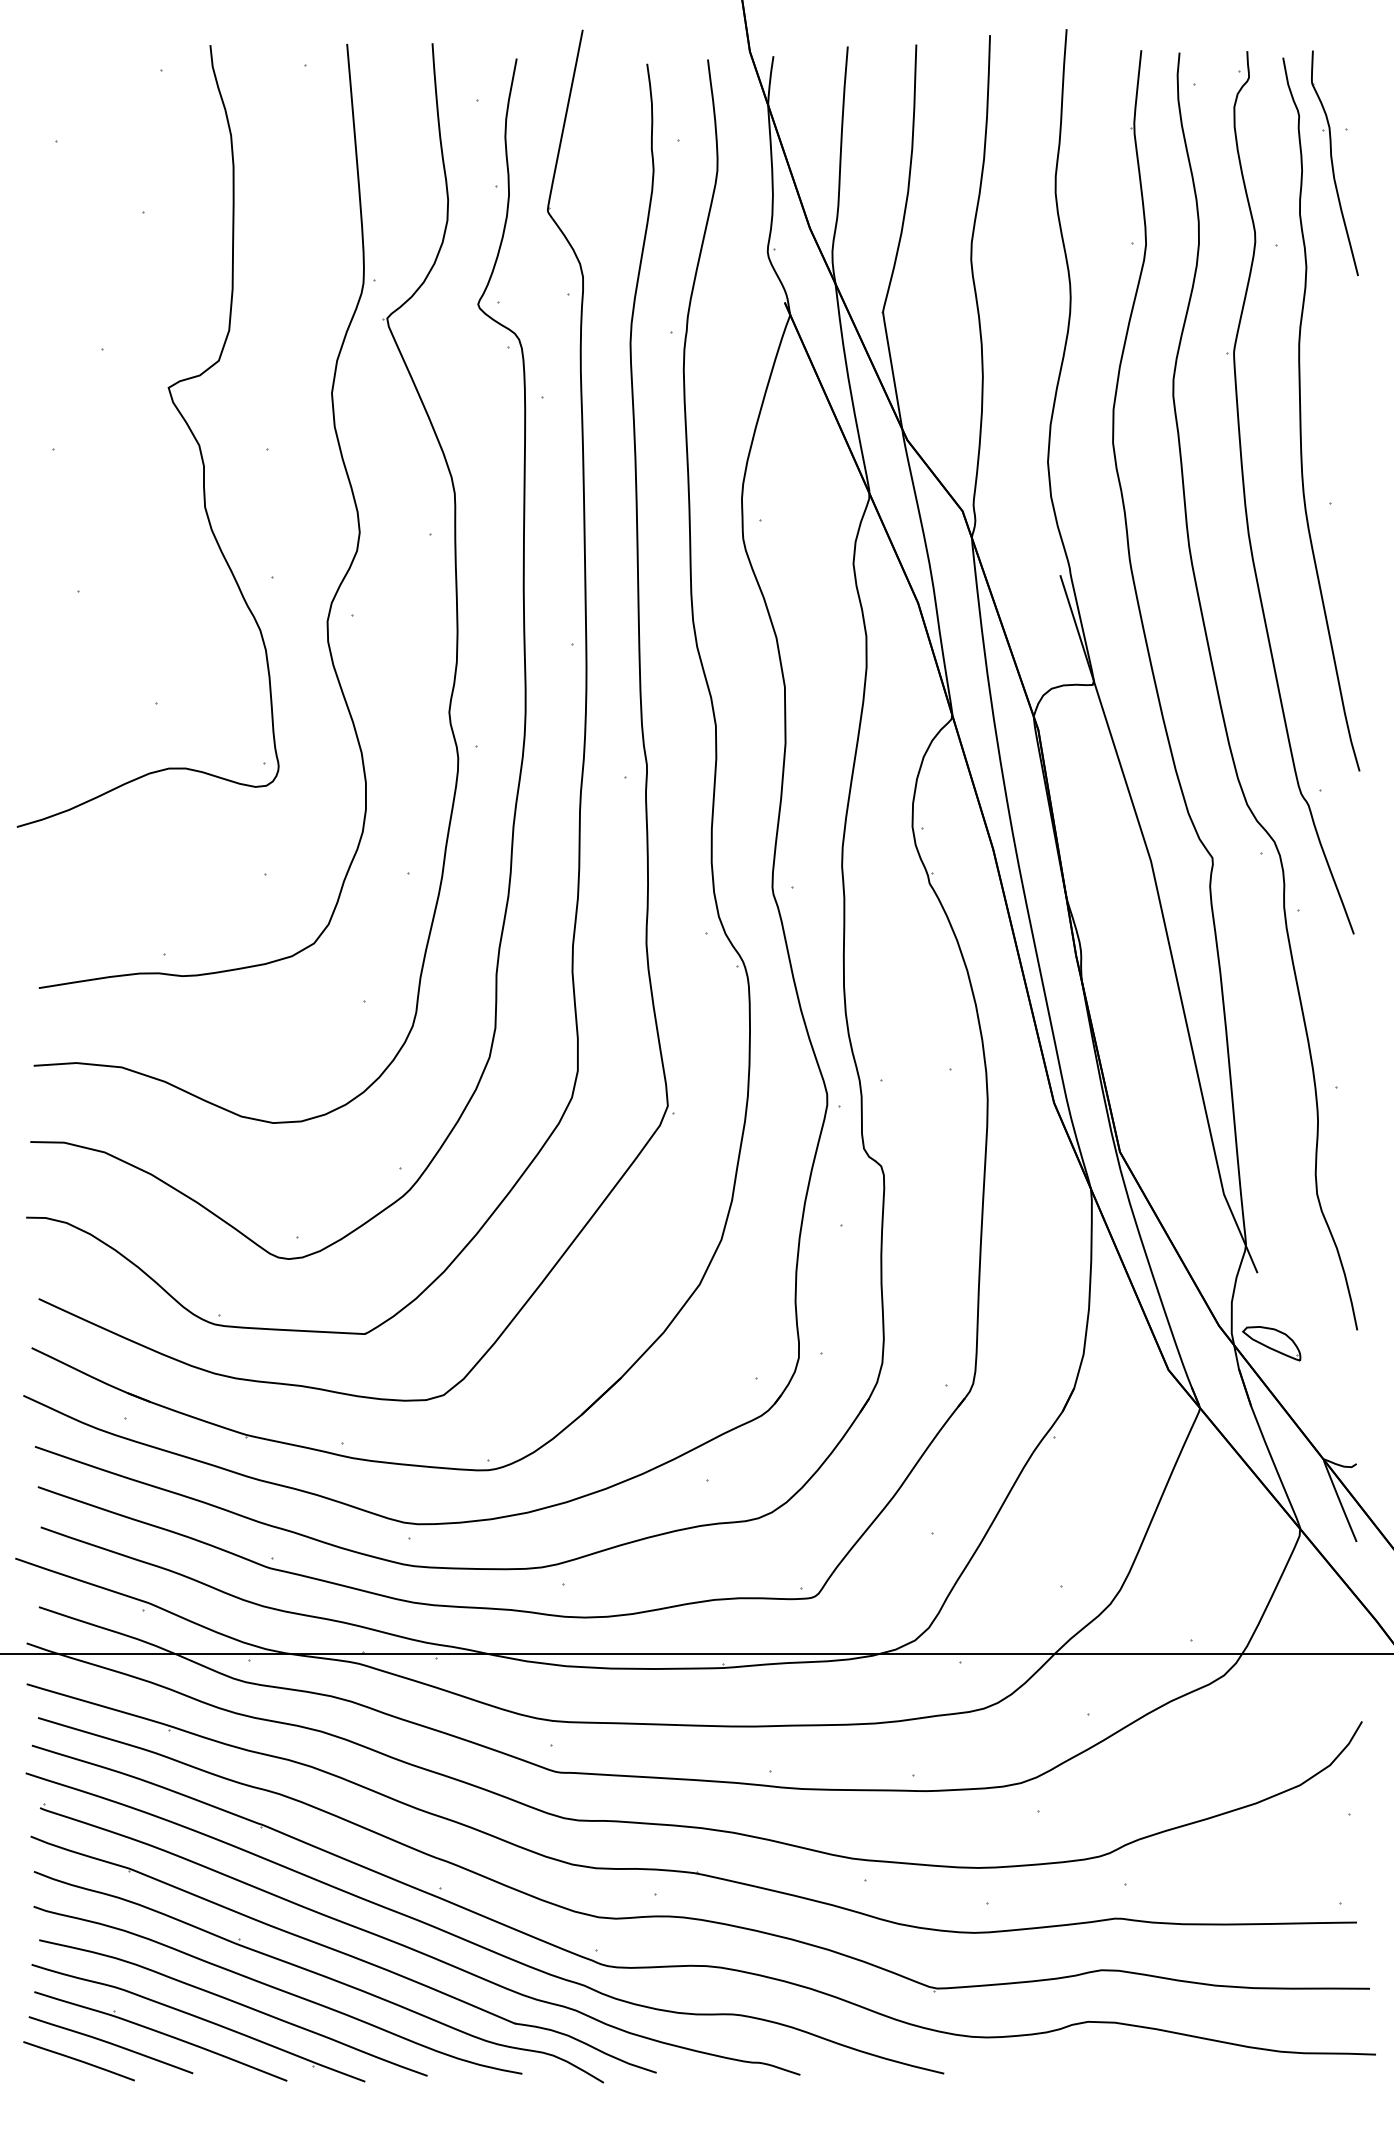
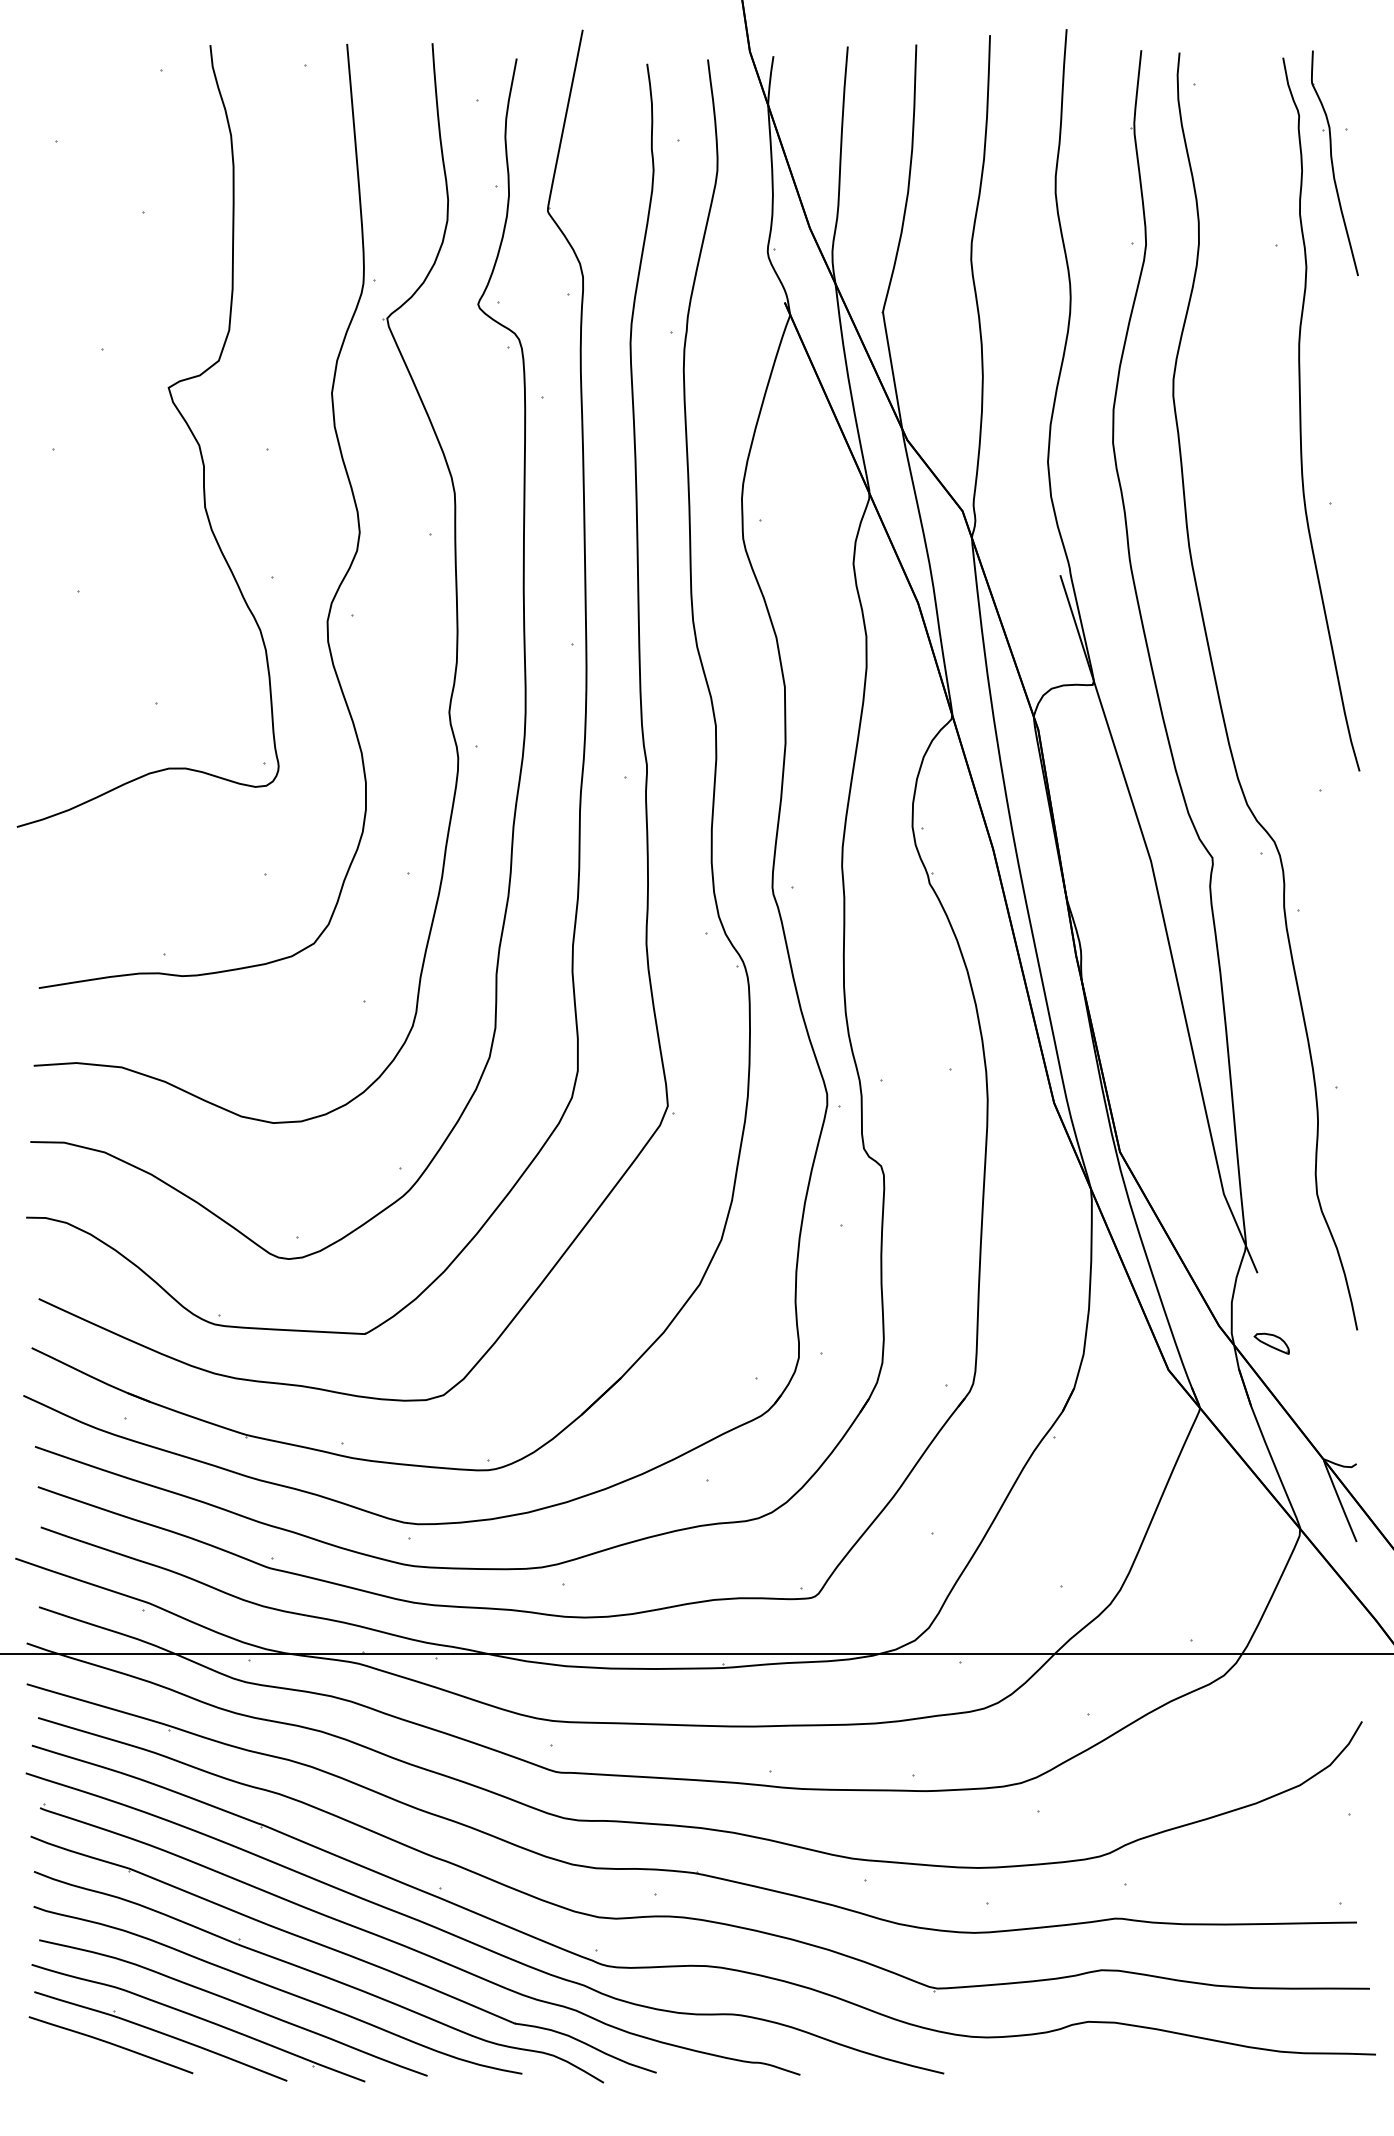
part: present -> none (1245, 492)
part size: 60x36 px -> 37x23 px (1271, 1343)
line: present -> none (78, 2061)
